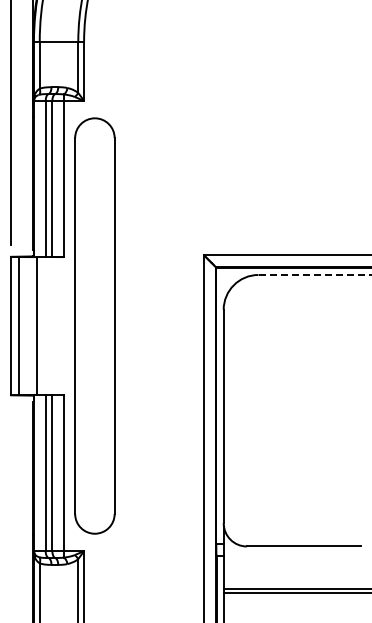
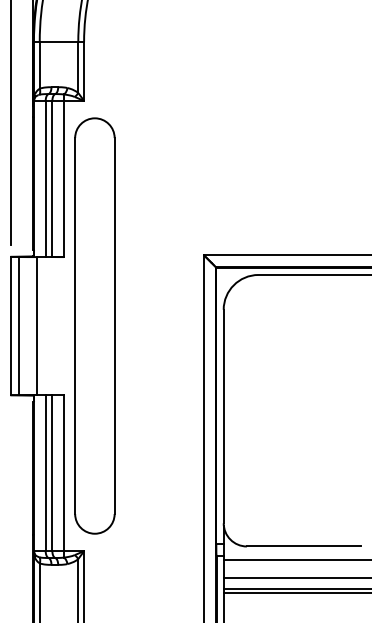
line: dashed -> solid (315, 274)
line: none -> present (295, 560)
line: none -> present (295, 578)
